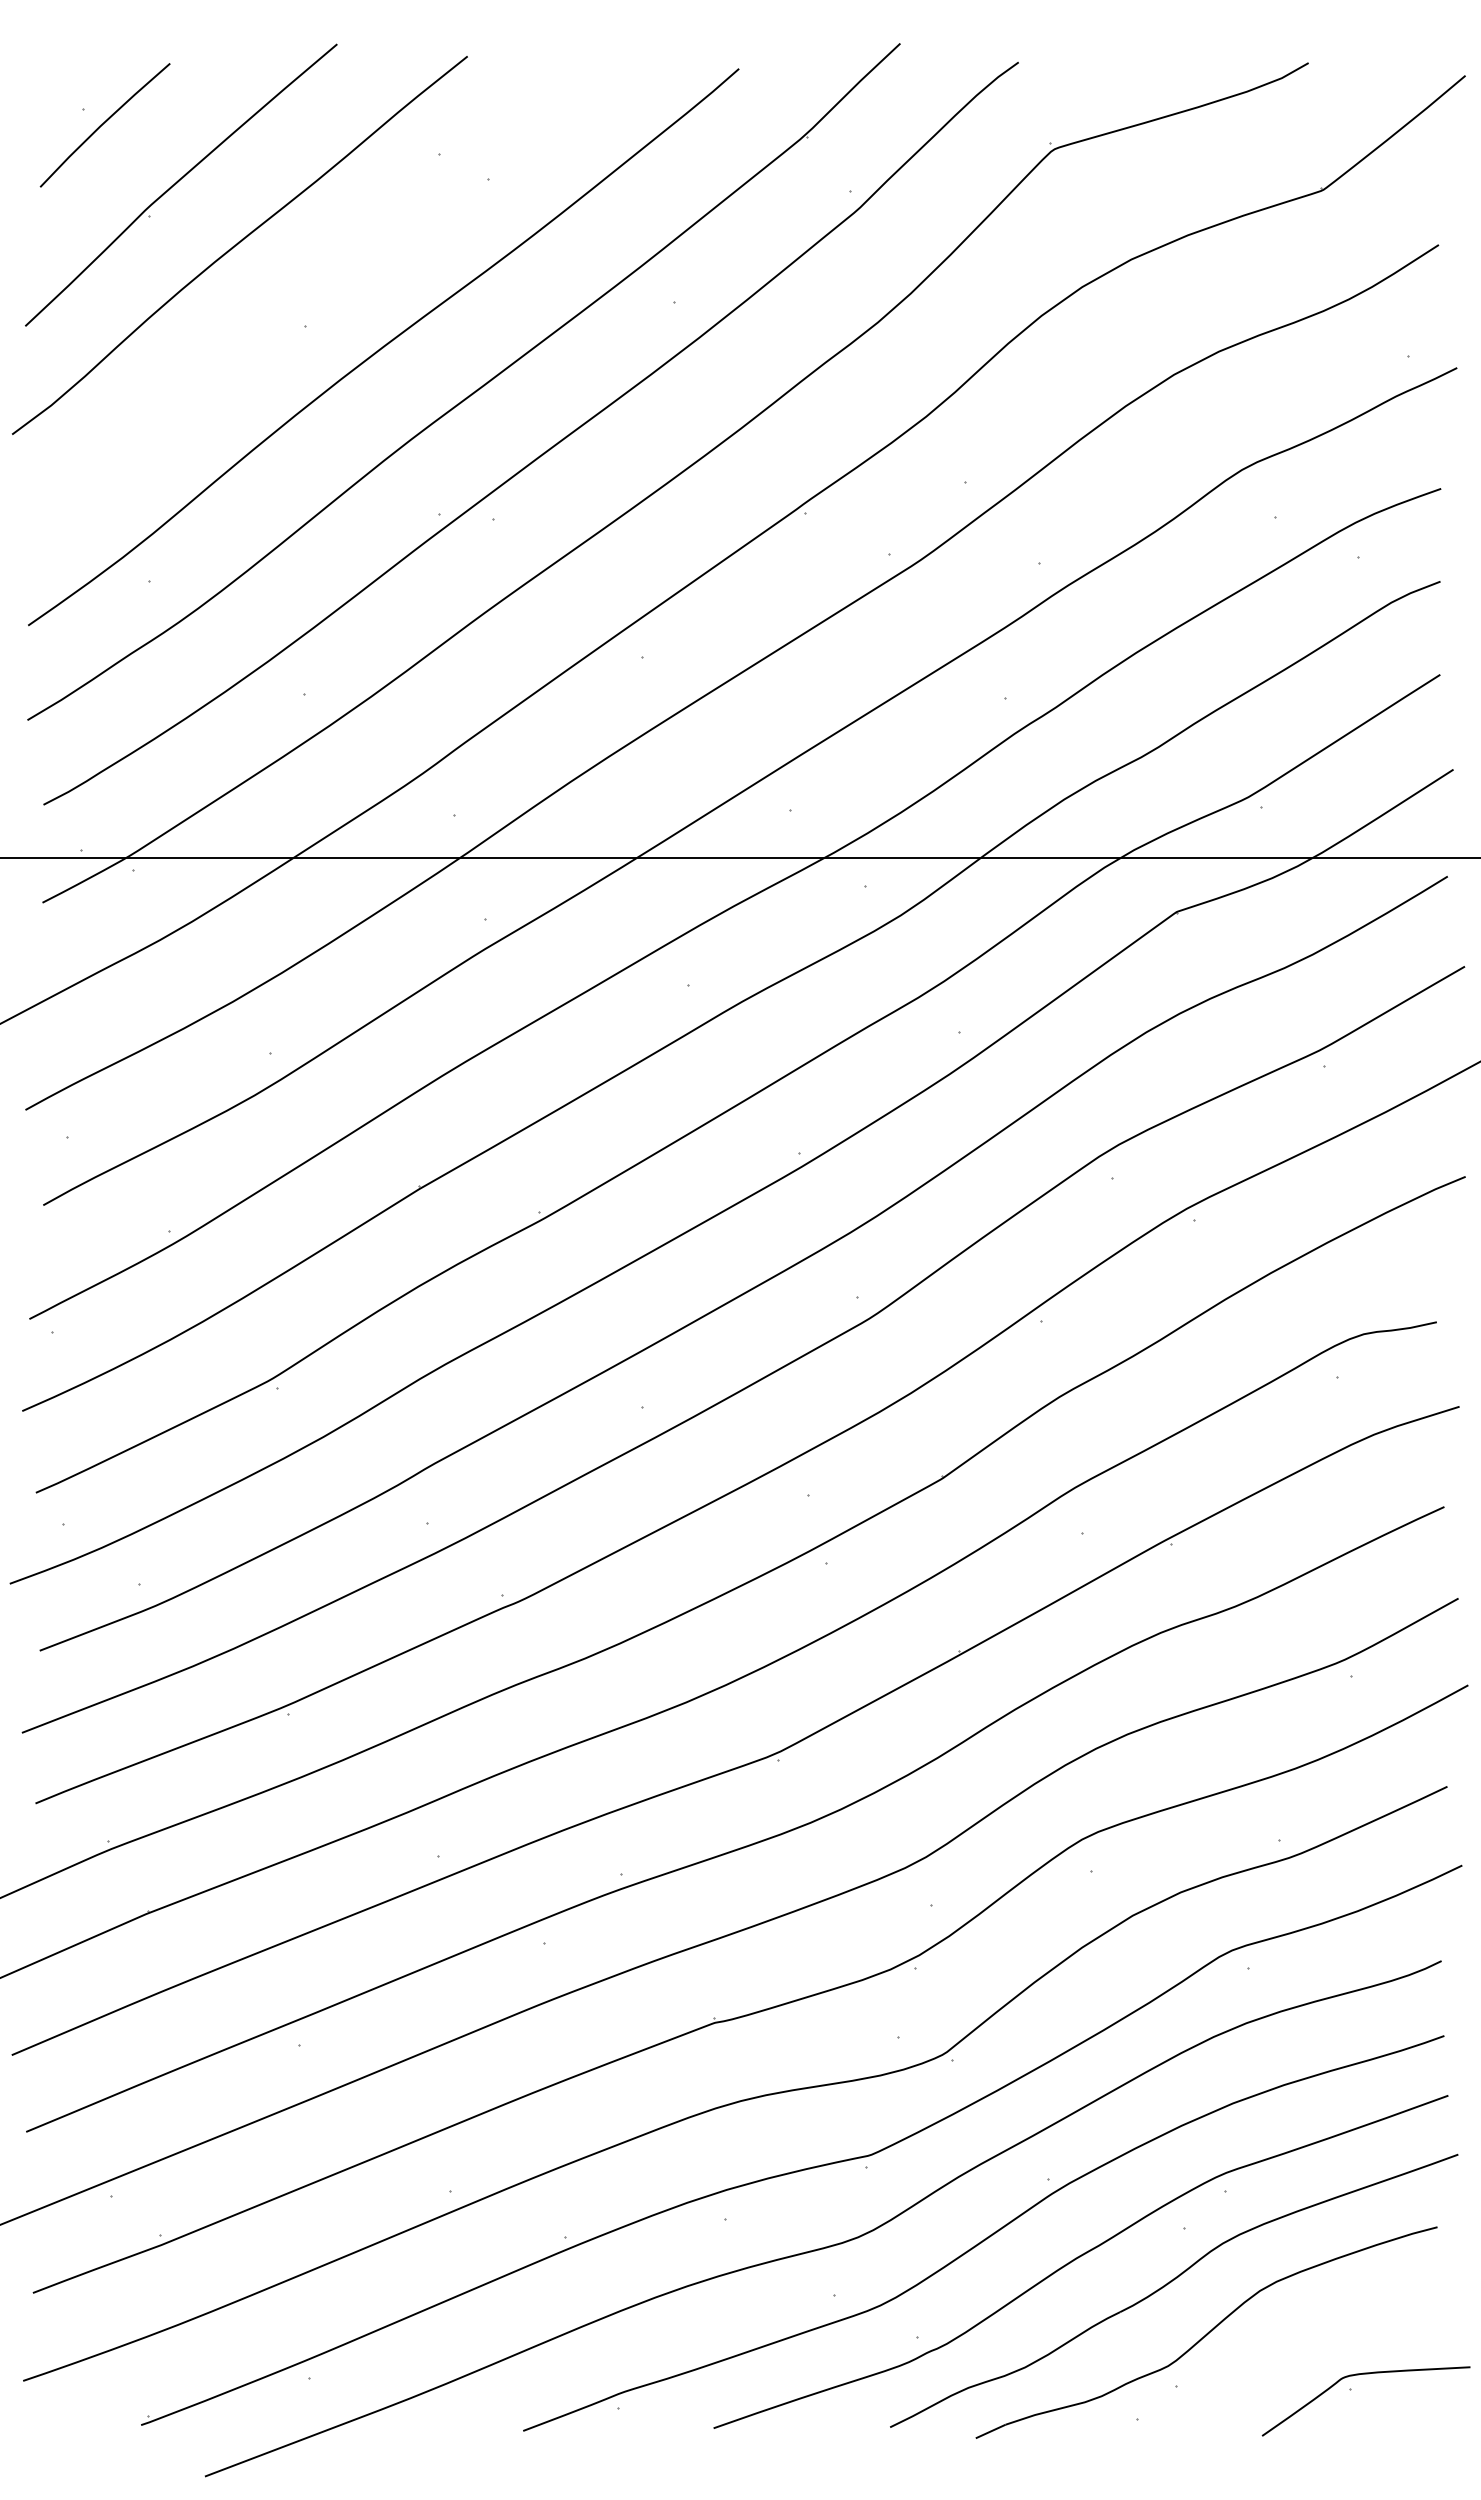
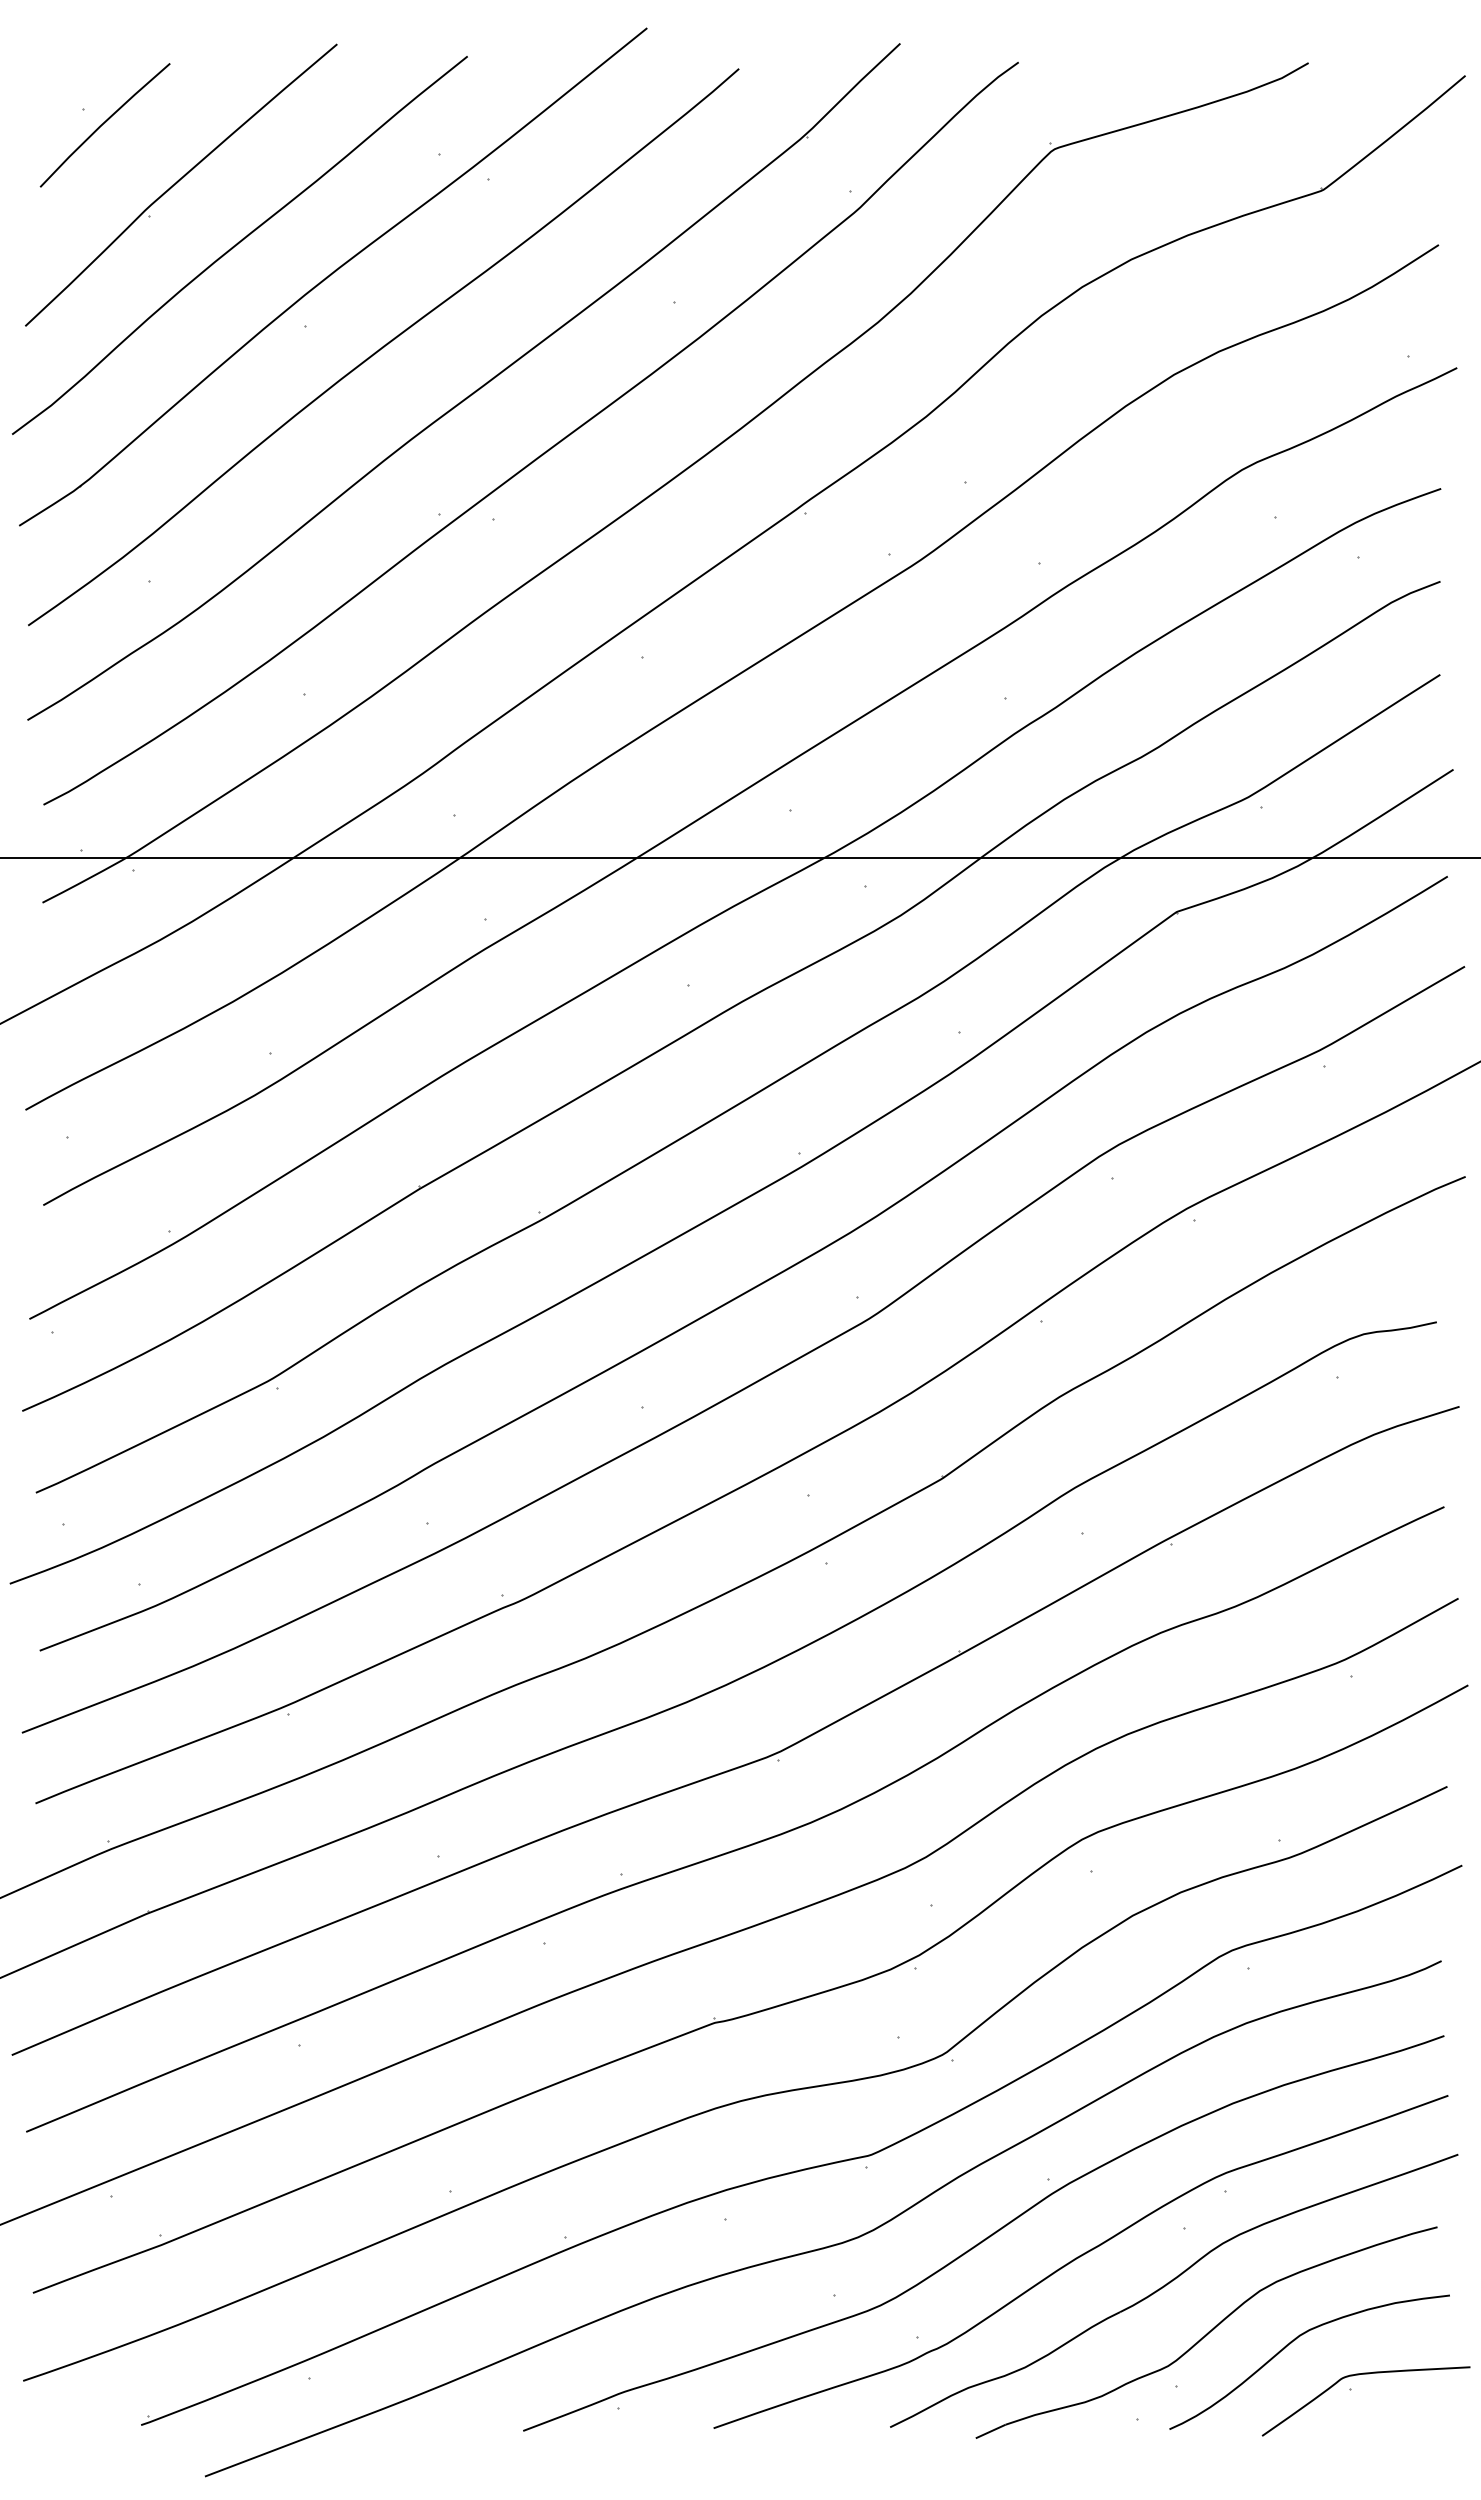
part: none -> present (333, 276)
curve: none -> present (1295, 2340)
